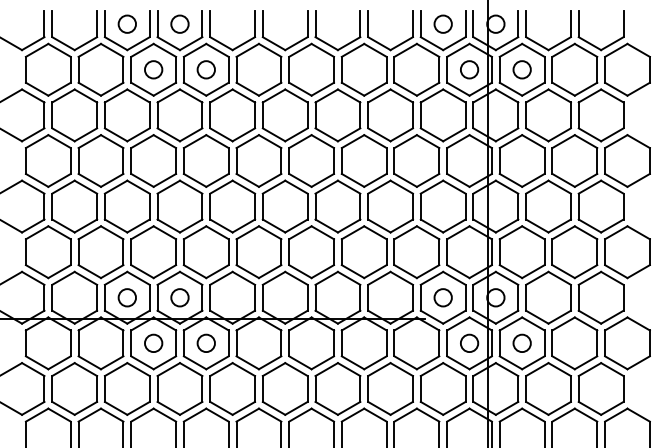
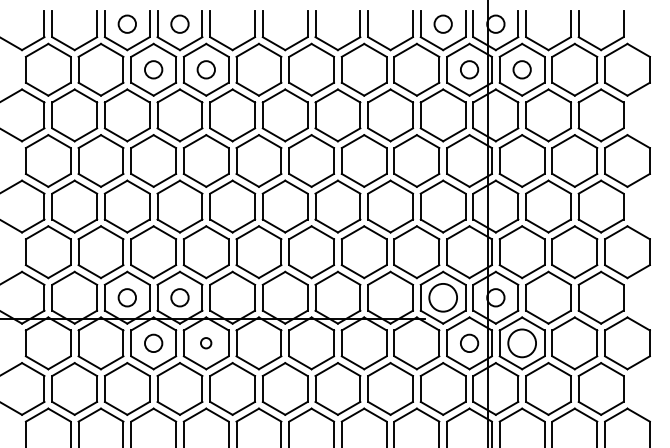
circle diameter: 17 px -> 28 px (443, 297)
circle size: 20x20 px -> 13x13 px (206, 343)
circle diameter: 17 px -> 28 px (522, 343)
